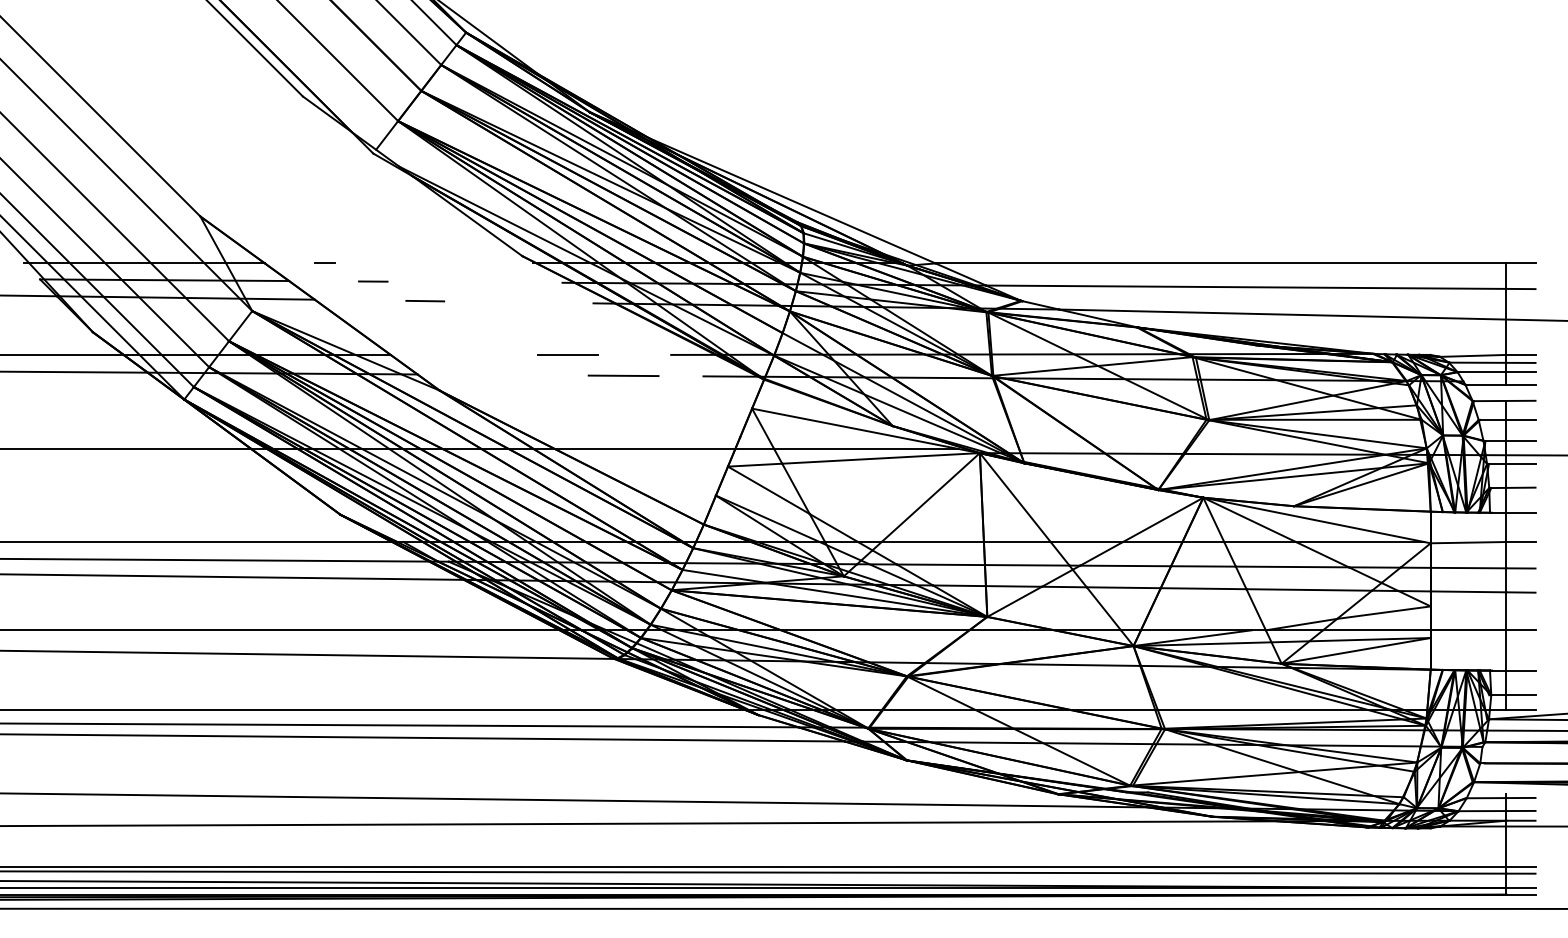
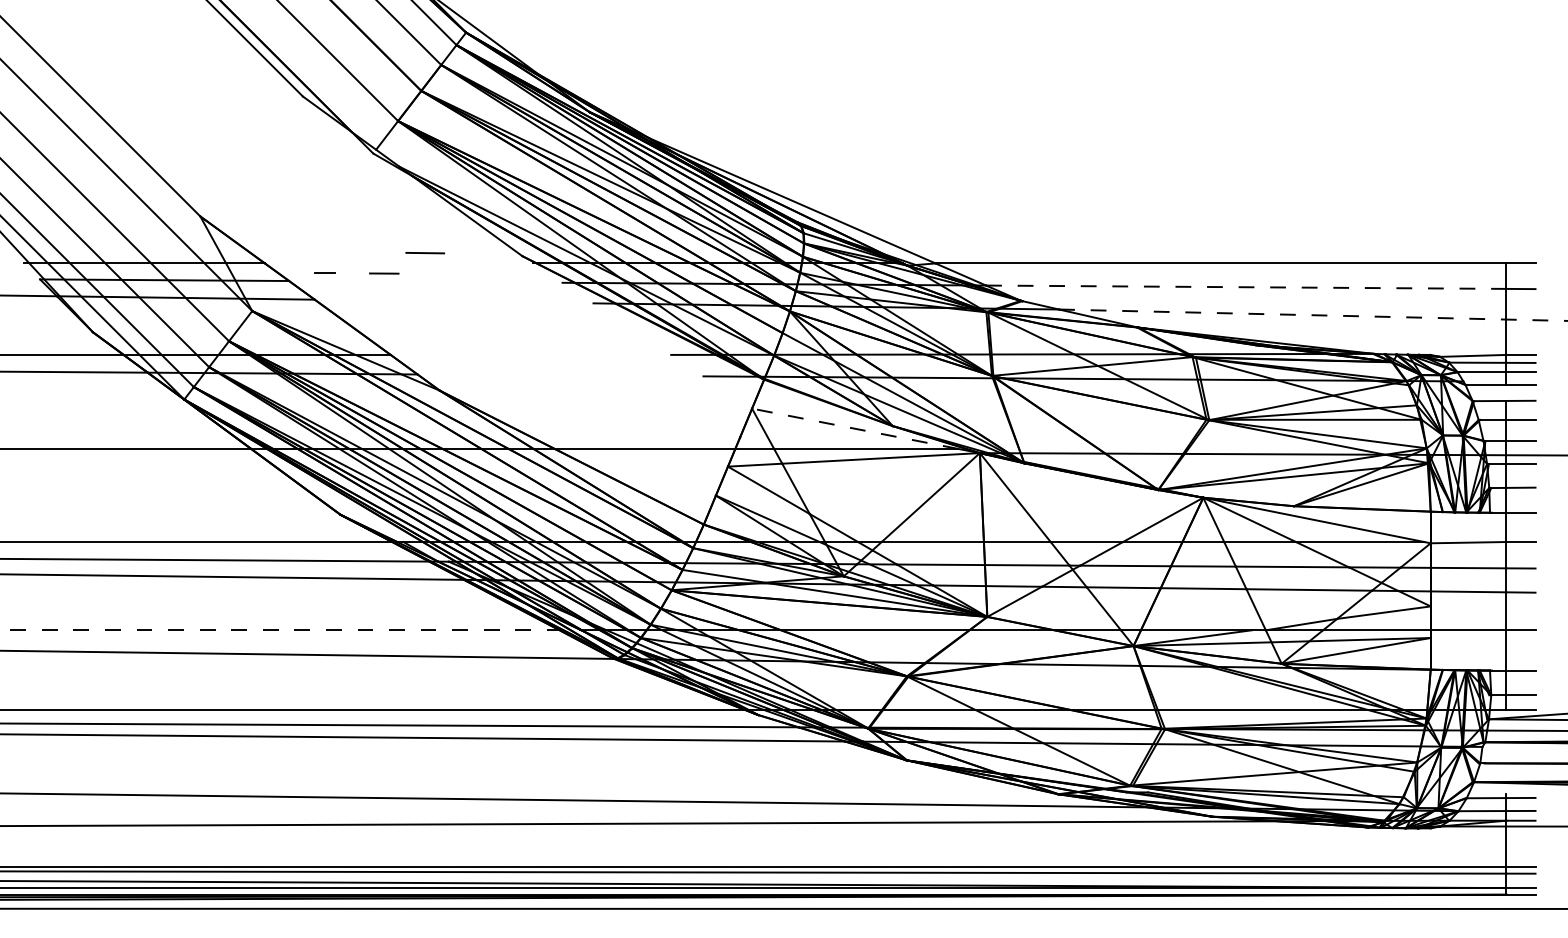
line position: (324, 262) -> (324, 272) (324, 272)
line position: (373, 281) -> (384, 273) (384, 273)
line: solid -> dashed (1246, 287)
line position: (424, 301) -> (424, 253) (424, 253)
line: solid -> dashed (1313, 315)
line: present -> none (567, 354)
line: present -> none (623, 375)
line: solid -> dashed (854, 428)
line: solid -> dashed (291, 630)
